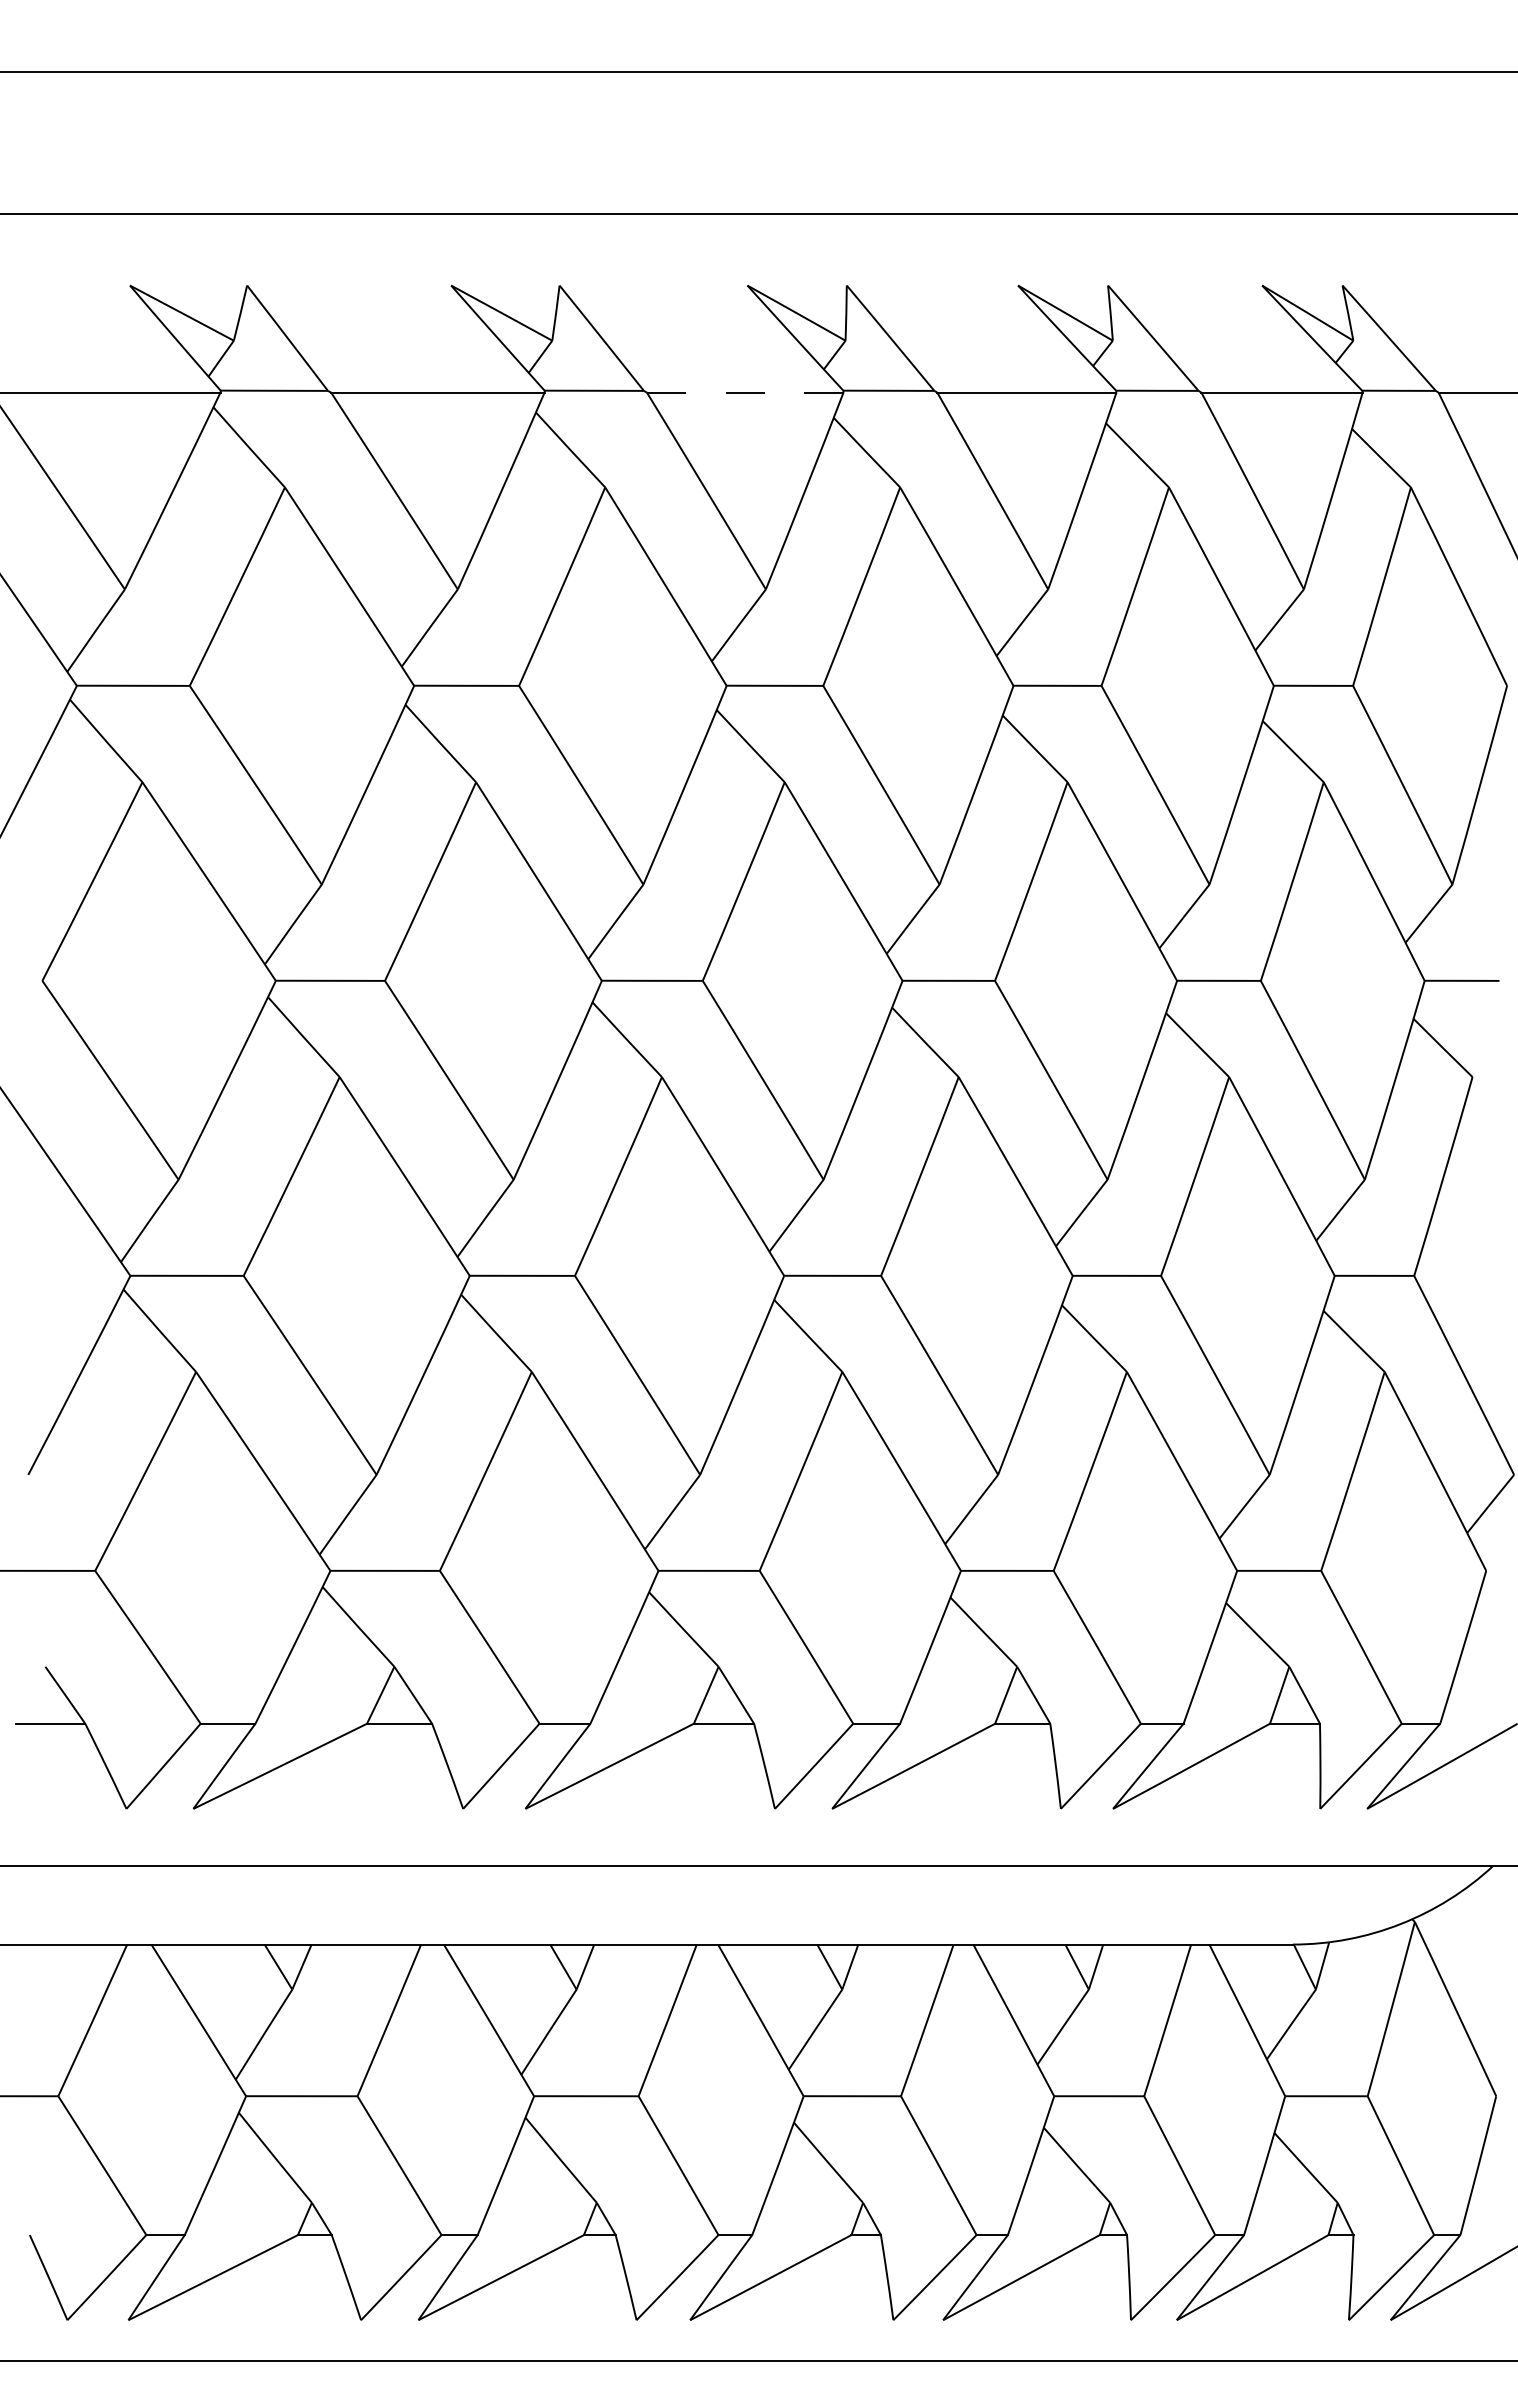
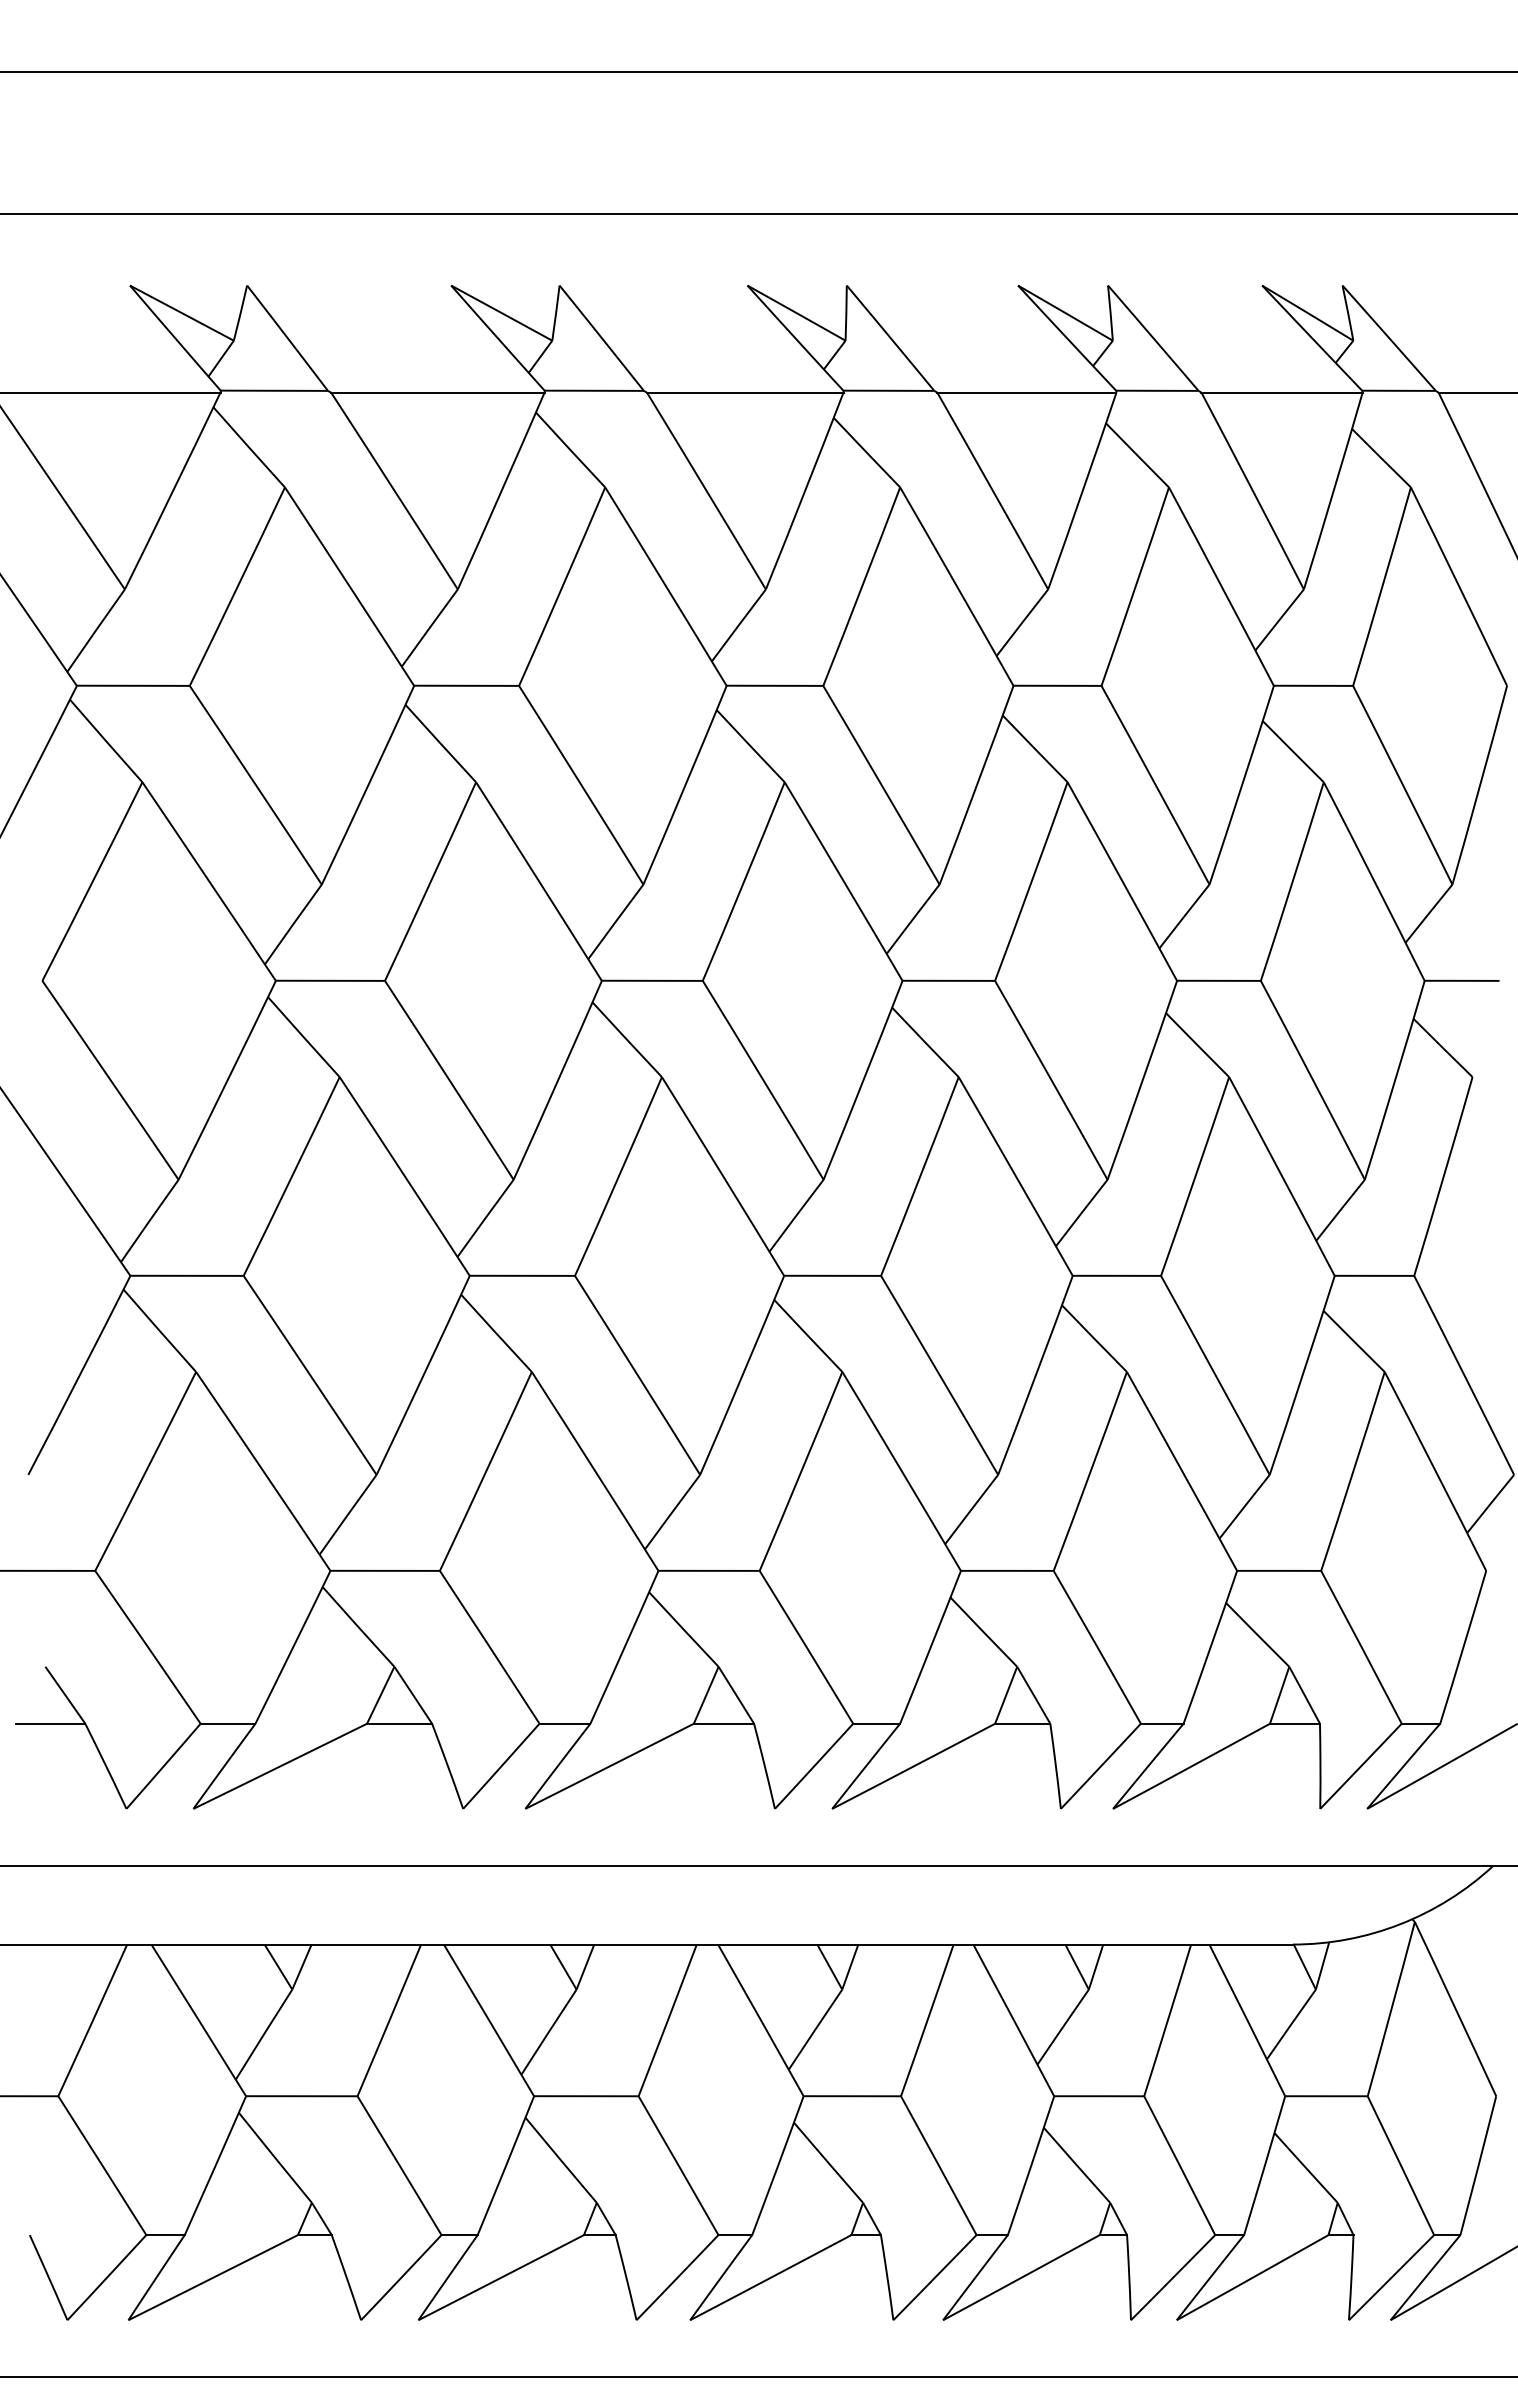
line: dashed -> solid (745, 392)
line position: (758, 2361) -> (758, 2377) (758, 2377)
